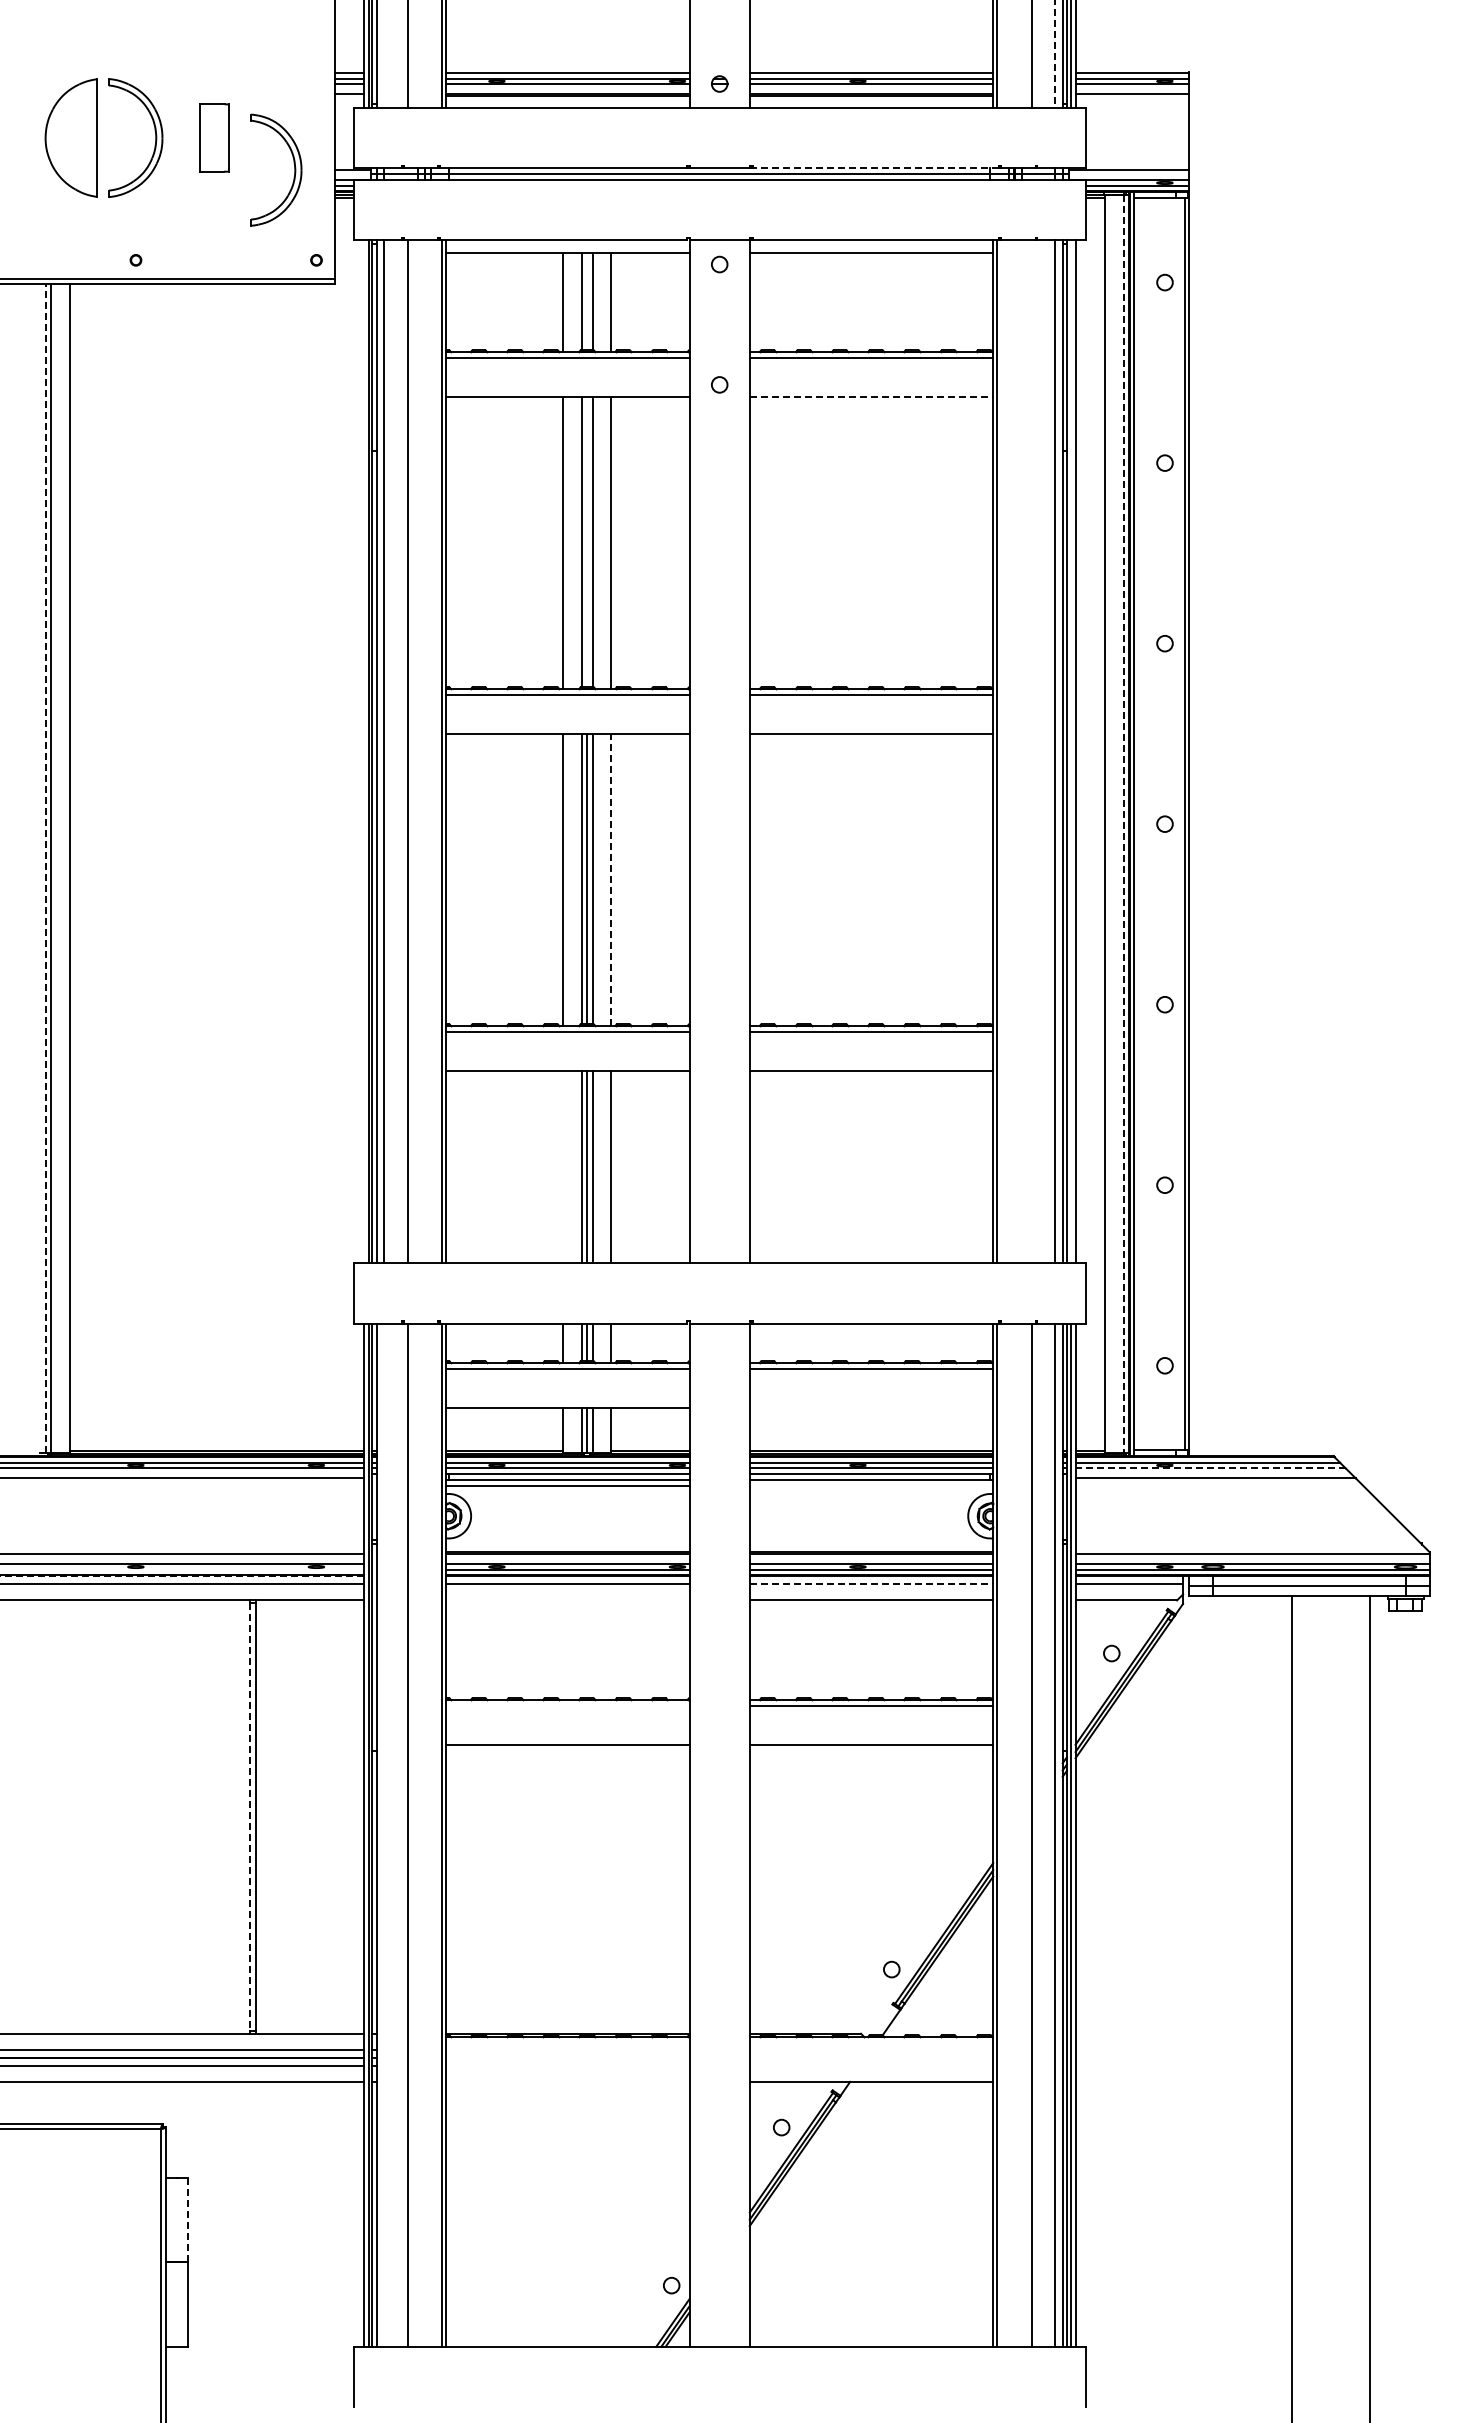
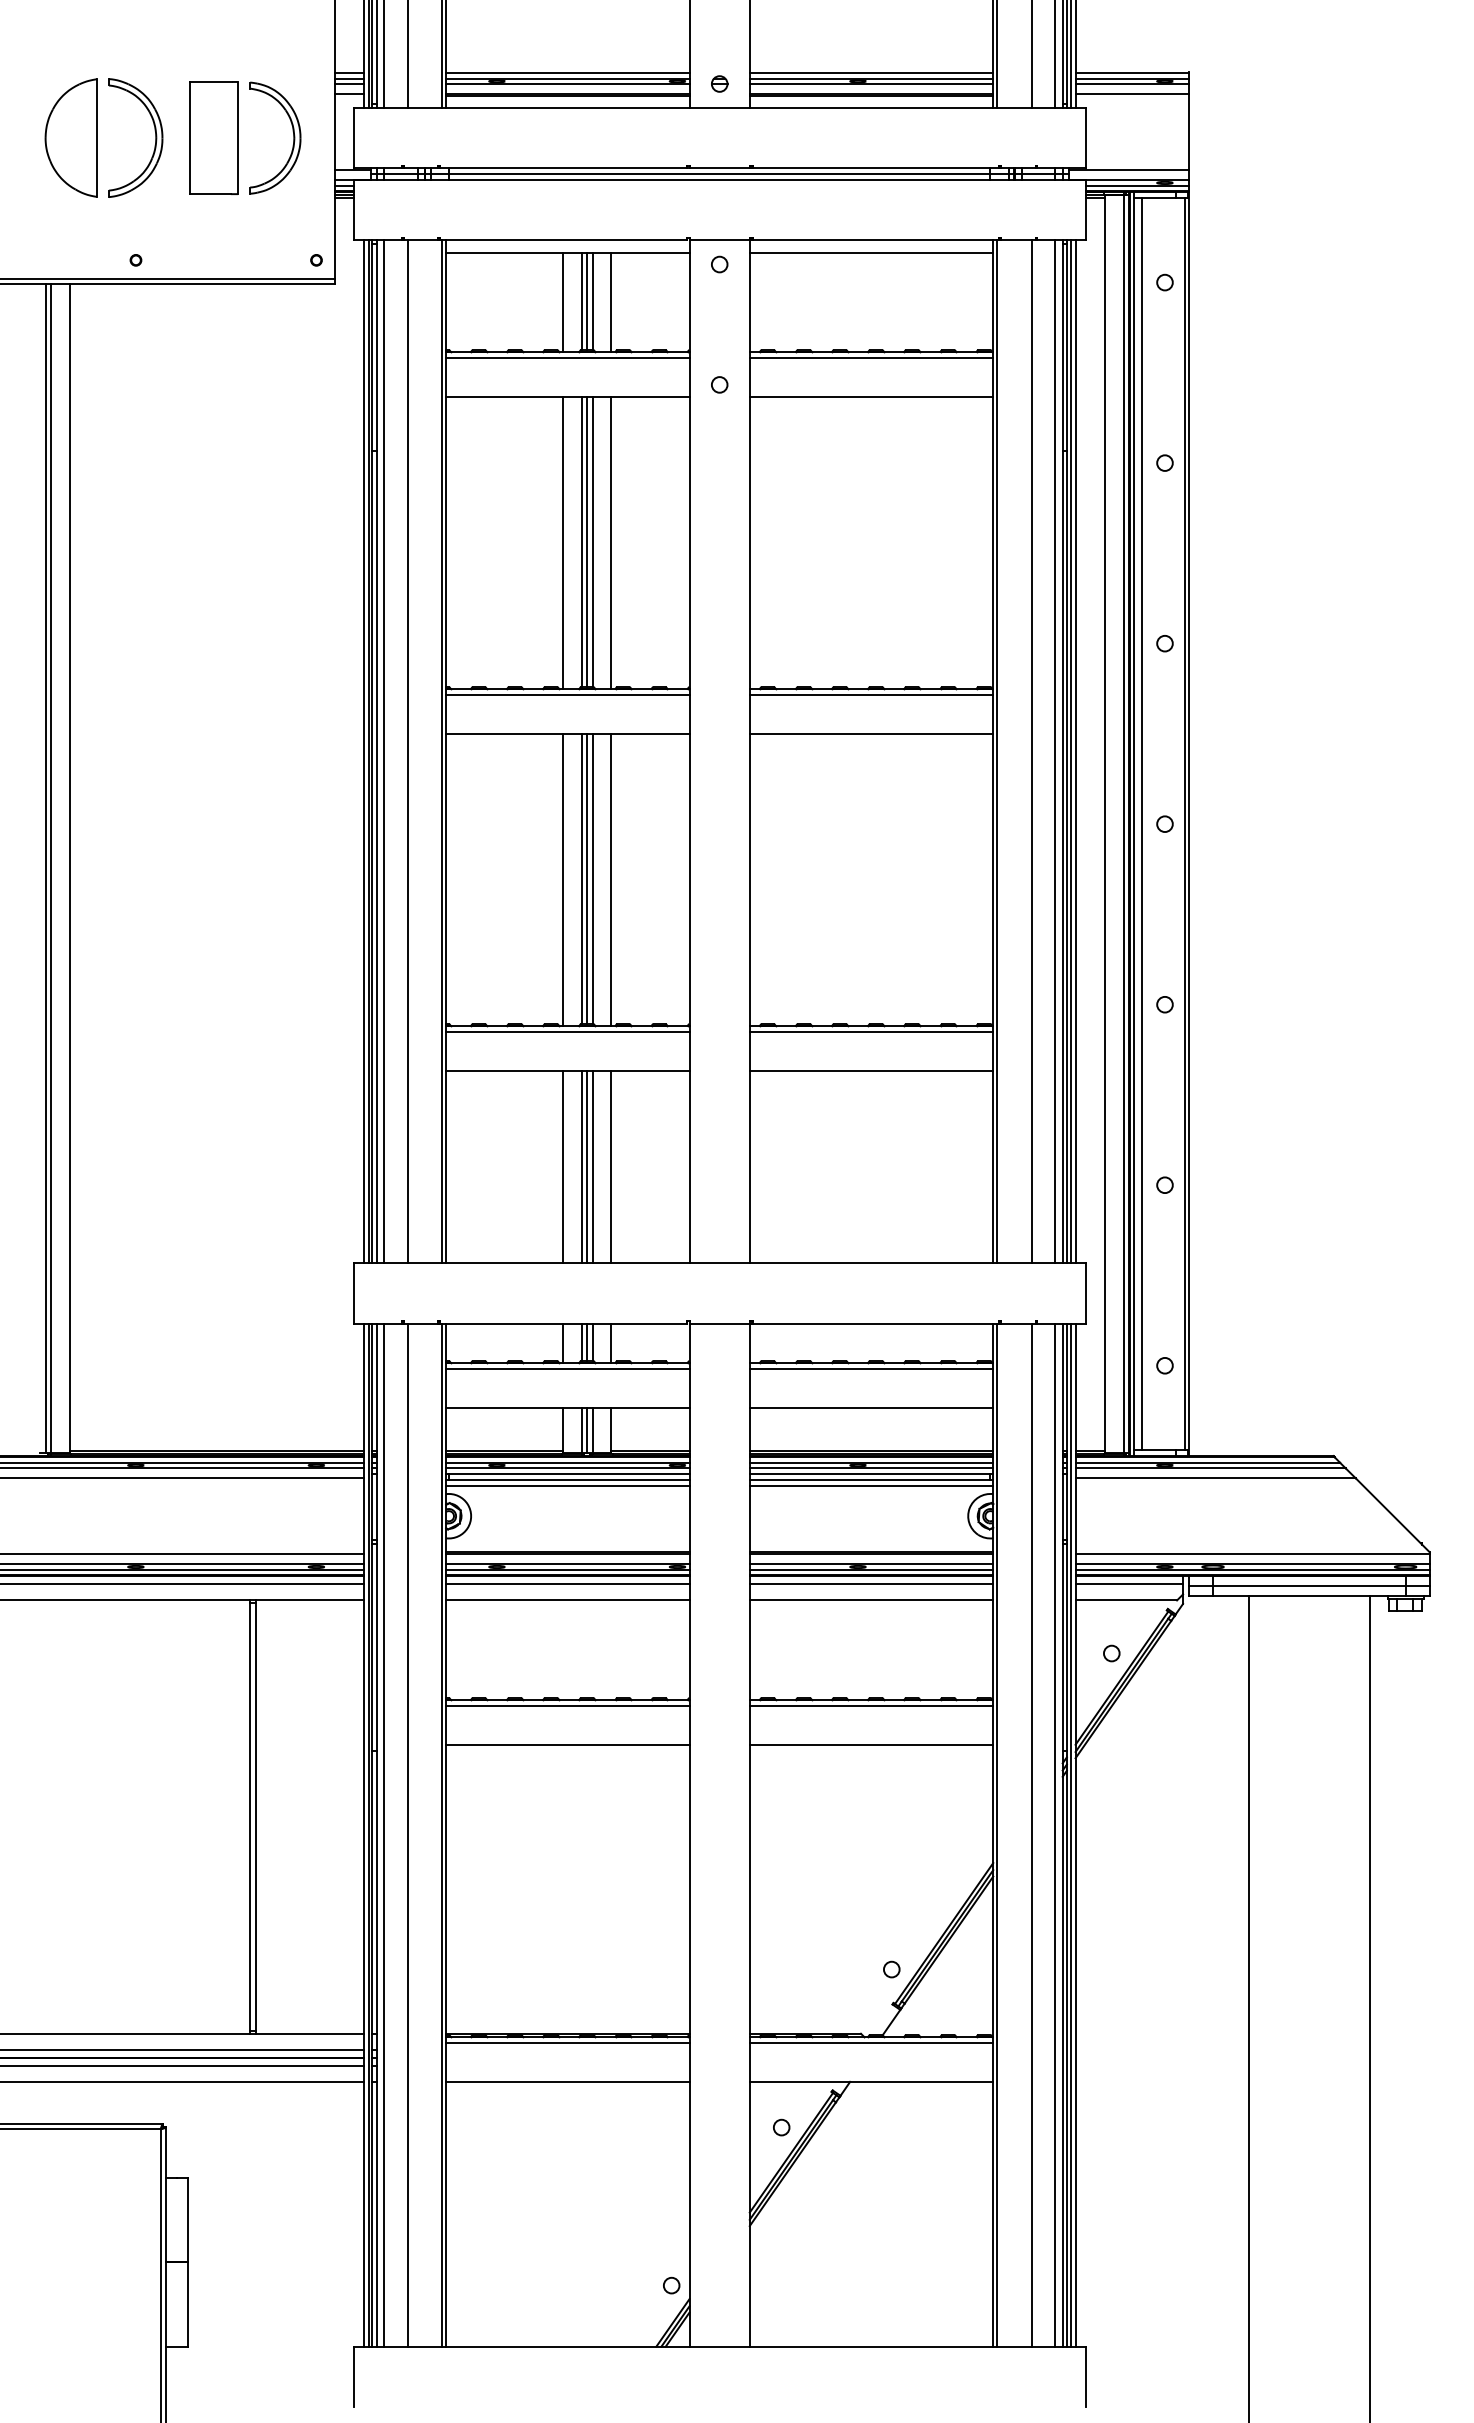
line: dashed -> solid (1055, 54)
line: none -> present (383, 55)
part size: 31x70 px -> 50x114 px (213, 137)
line: dashed -> solid (875, 168)
part position: (294, 169) -> (293, 137) (293, 137)
line: none -> present (587, 301)
line: dashed -> solid (871, 396)
line: none -> present (587, 541)
line: none -> present (363, 751)
line: none -> present (1031, 751)
line: none -> present (1070, 751)
line: dashed -> solid (1123, 824)
line: none -> present (1142, 824)
line: dashed -> solid (45, 868)
line: dashed -> solid (611, 879)
line: none -> present (563, 1166)
line: none -> present (871, 1407)
line: dashed -> solid (1210, 1468)
line: none -> present (871, 1486)
line: none -> present (182, 1569)
line: dashed -> solid (181, 1576)
line: dashed -> solid (871, 1584)
line: none -> present (567, 1600)
line: none -> present (567, 1705)
line: dashed -> solid (250, 1817)
line: none -> present (383, 1834)
line position: (1292, 2007) -> (1249, 2007) (1249, 2007)
line: none -> present (567, 2042)
line: none -> present (871, 2042)
line: none -> present (567, 2081)
line: dashed -> solid (187, 2219)
